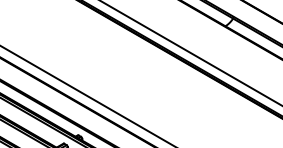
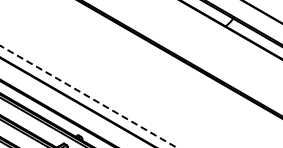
line: present -> none (191, 53)
line: solid -> dashed (88, 96)
